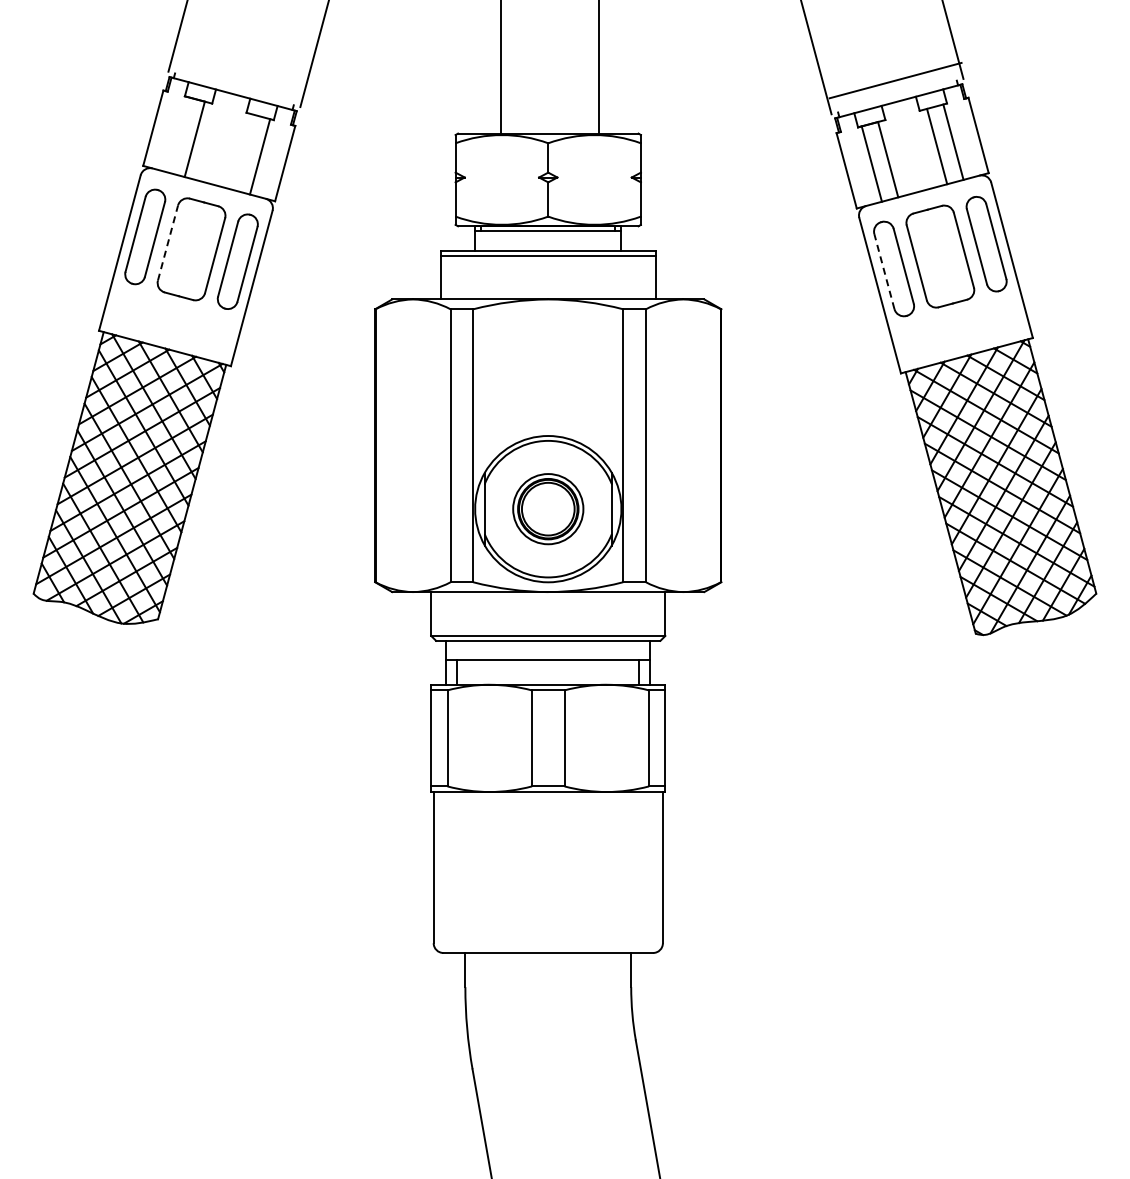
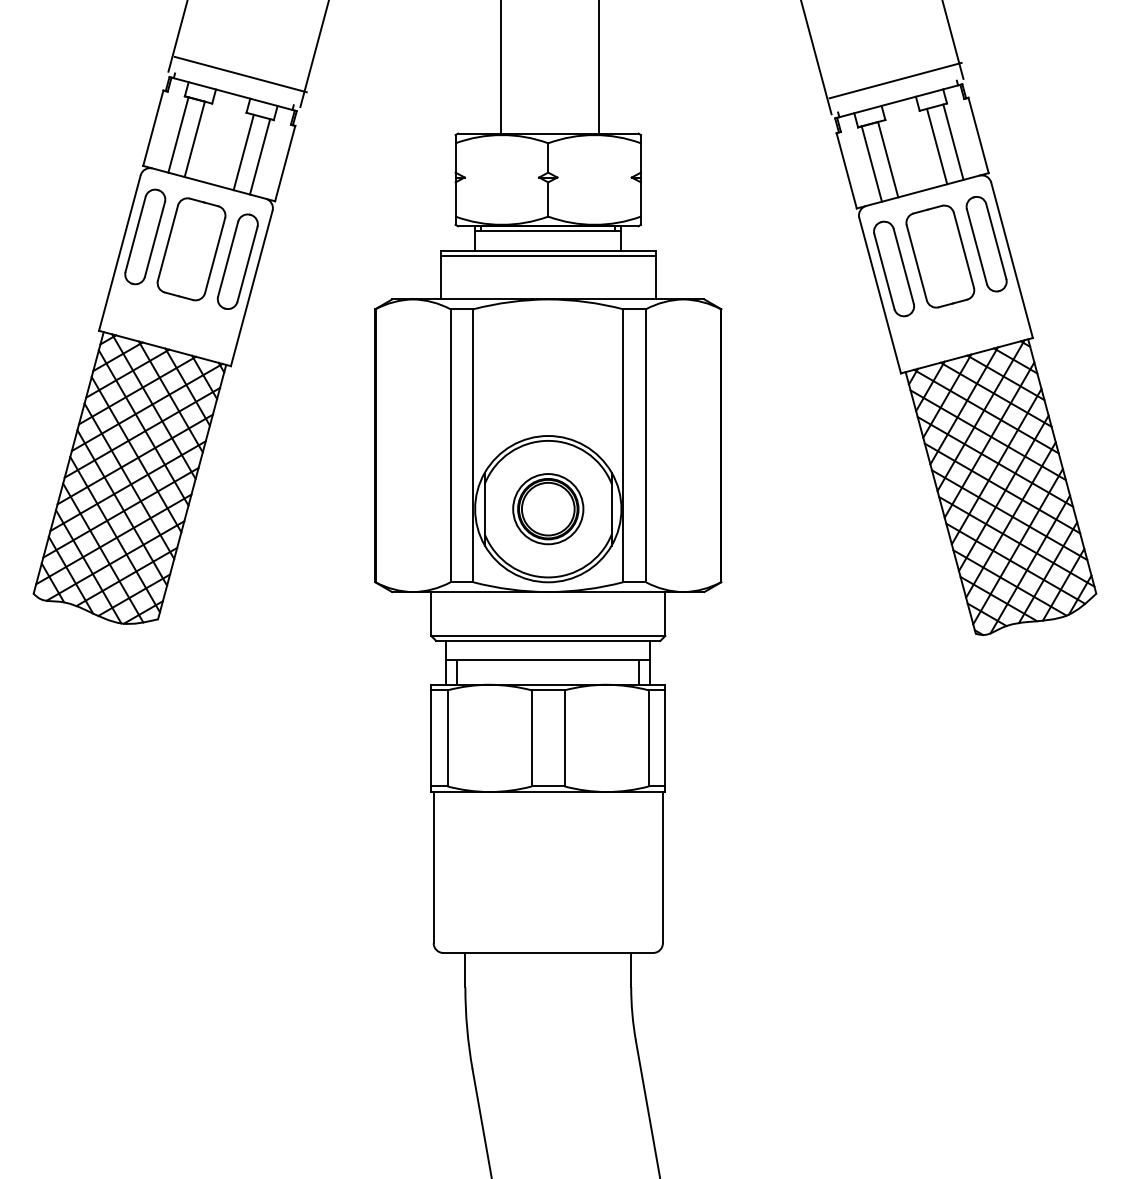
line: none -> present (240, 74)
line: none -> present (178, 134)
line: none -> present (243, 152)
line: dashed -> solid (168, 243)
line: dashed -> solid (884, 271)
